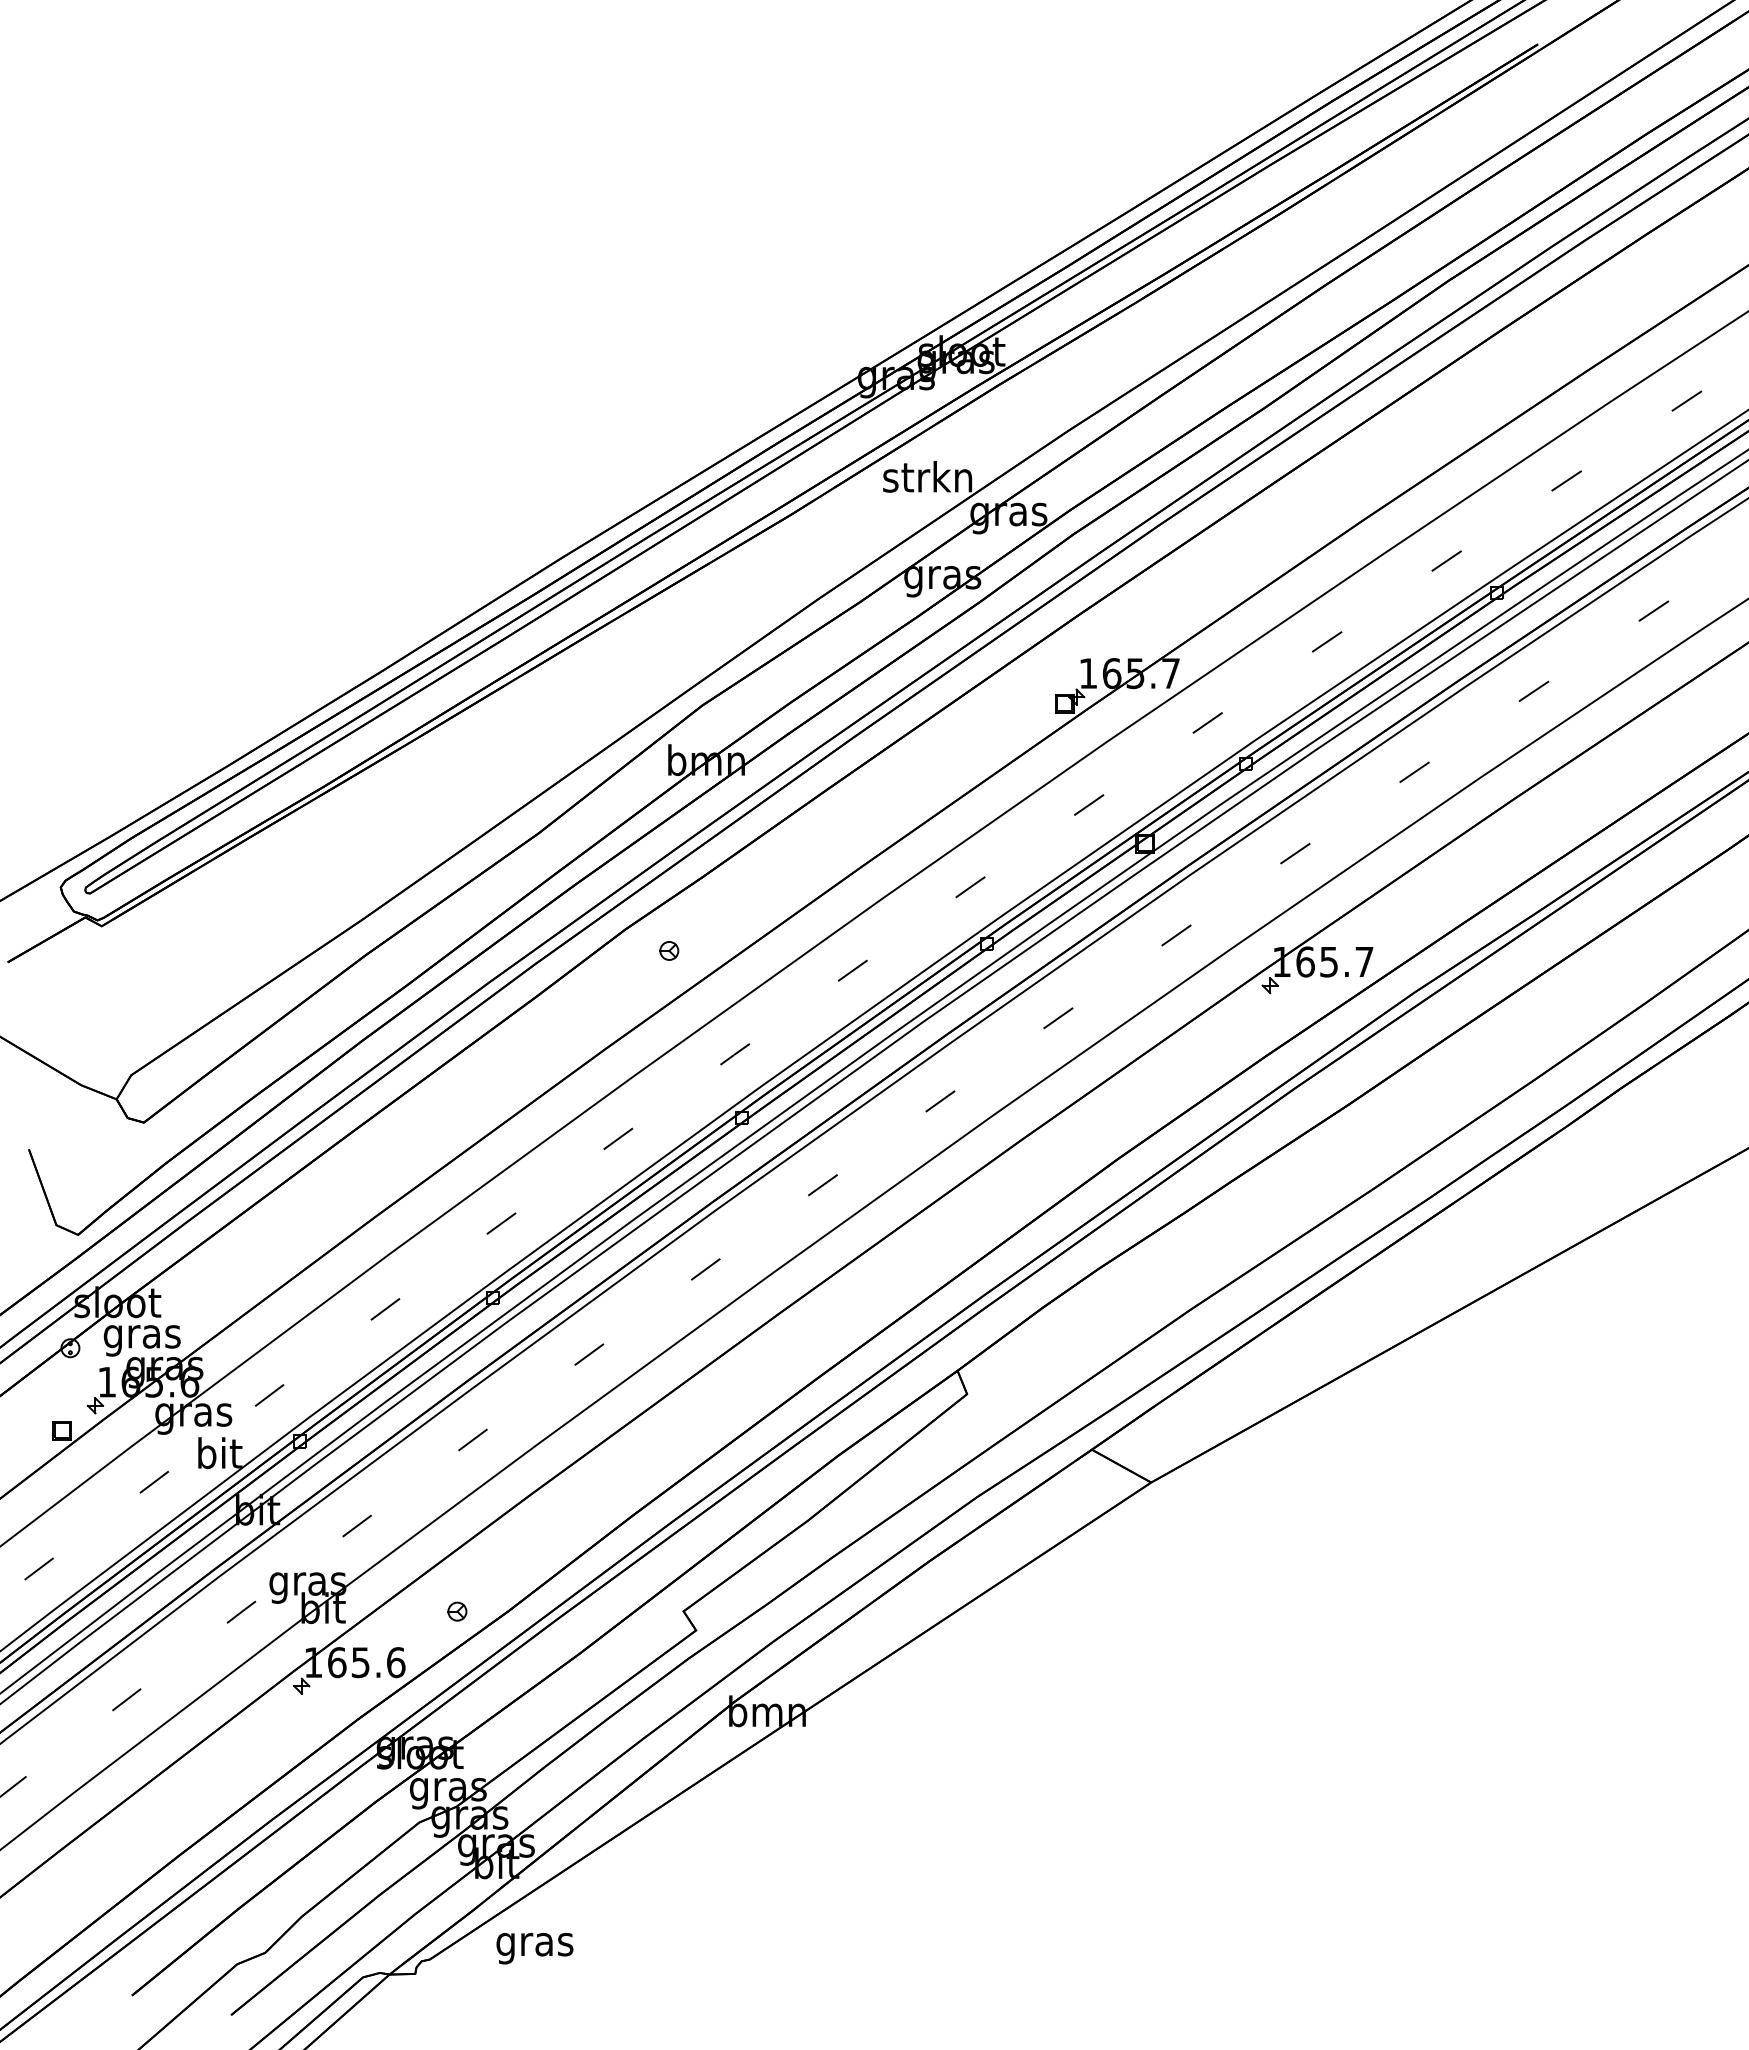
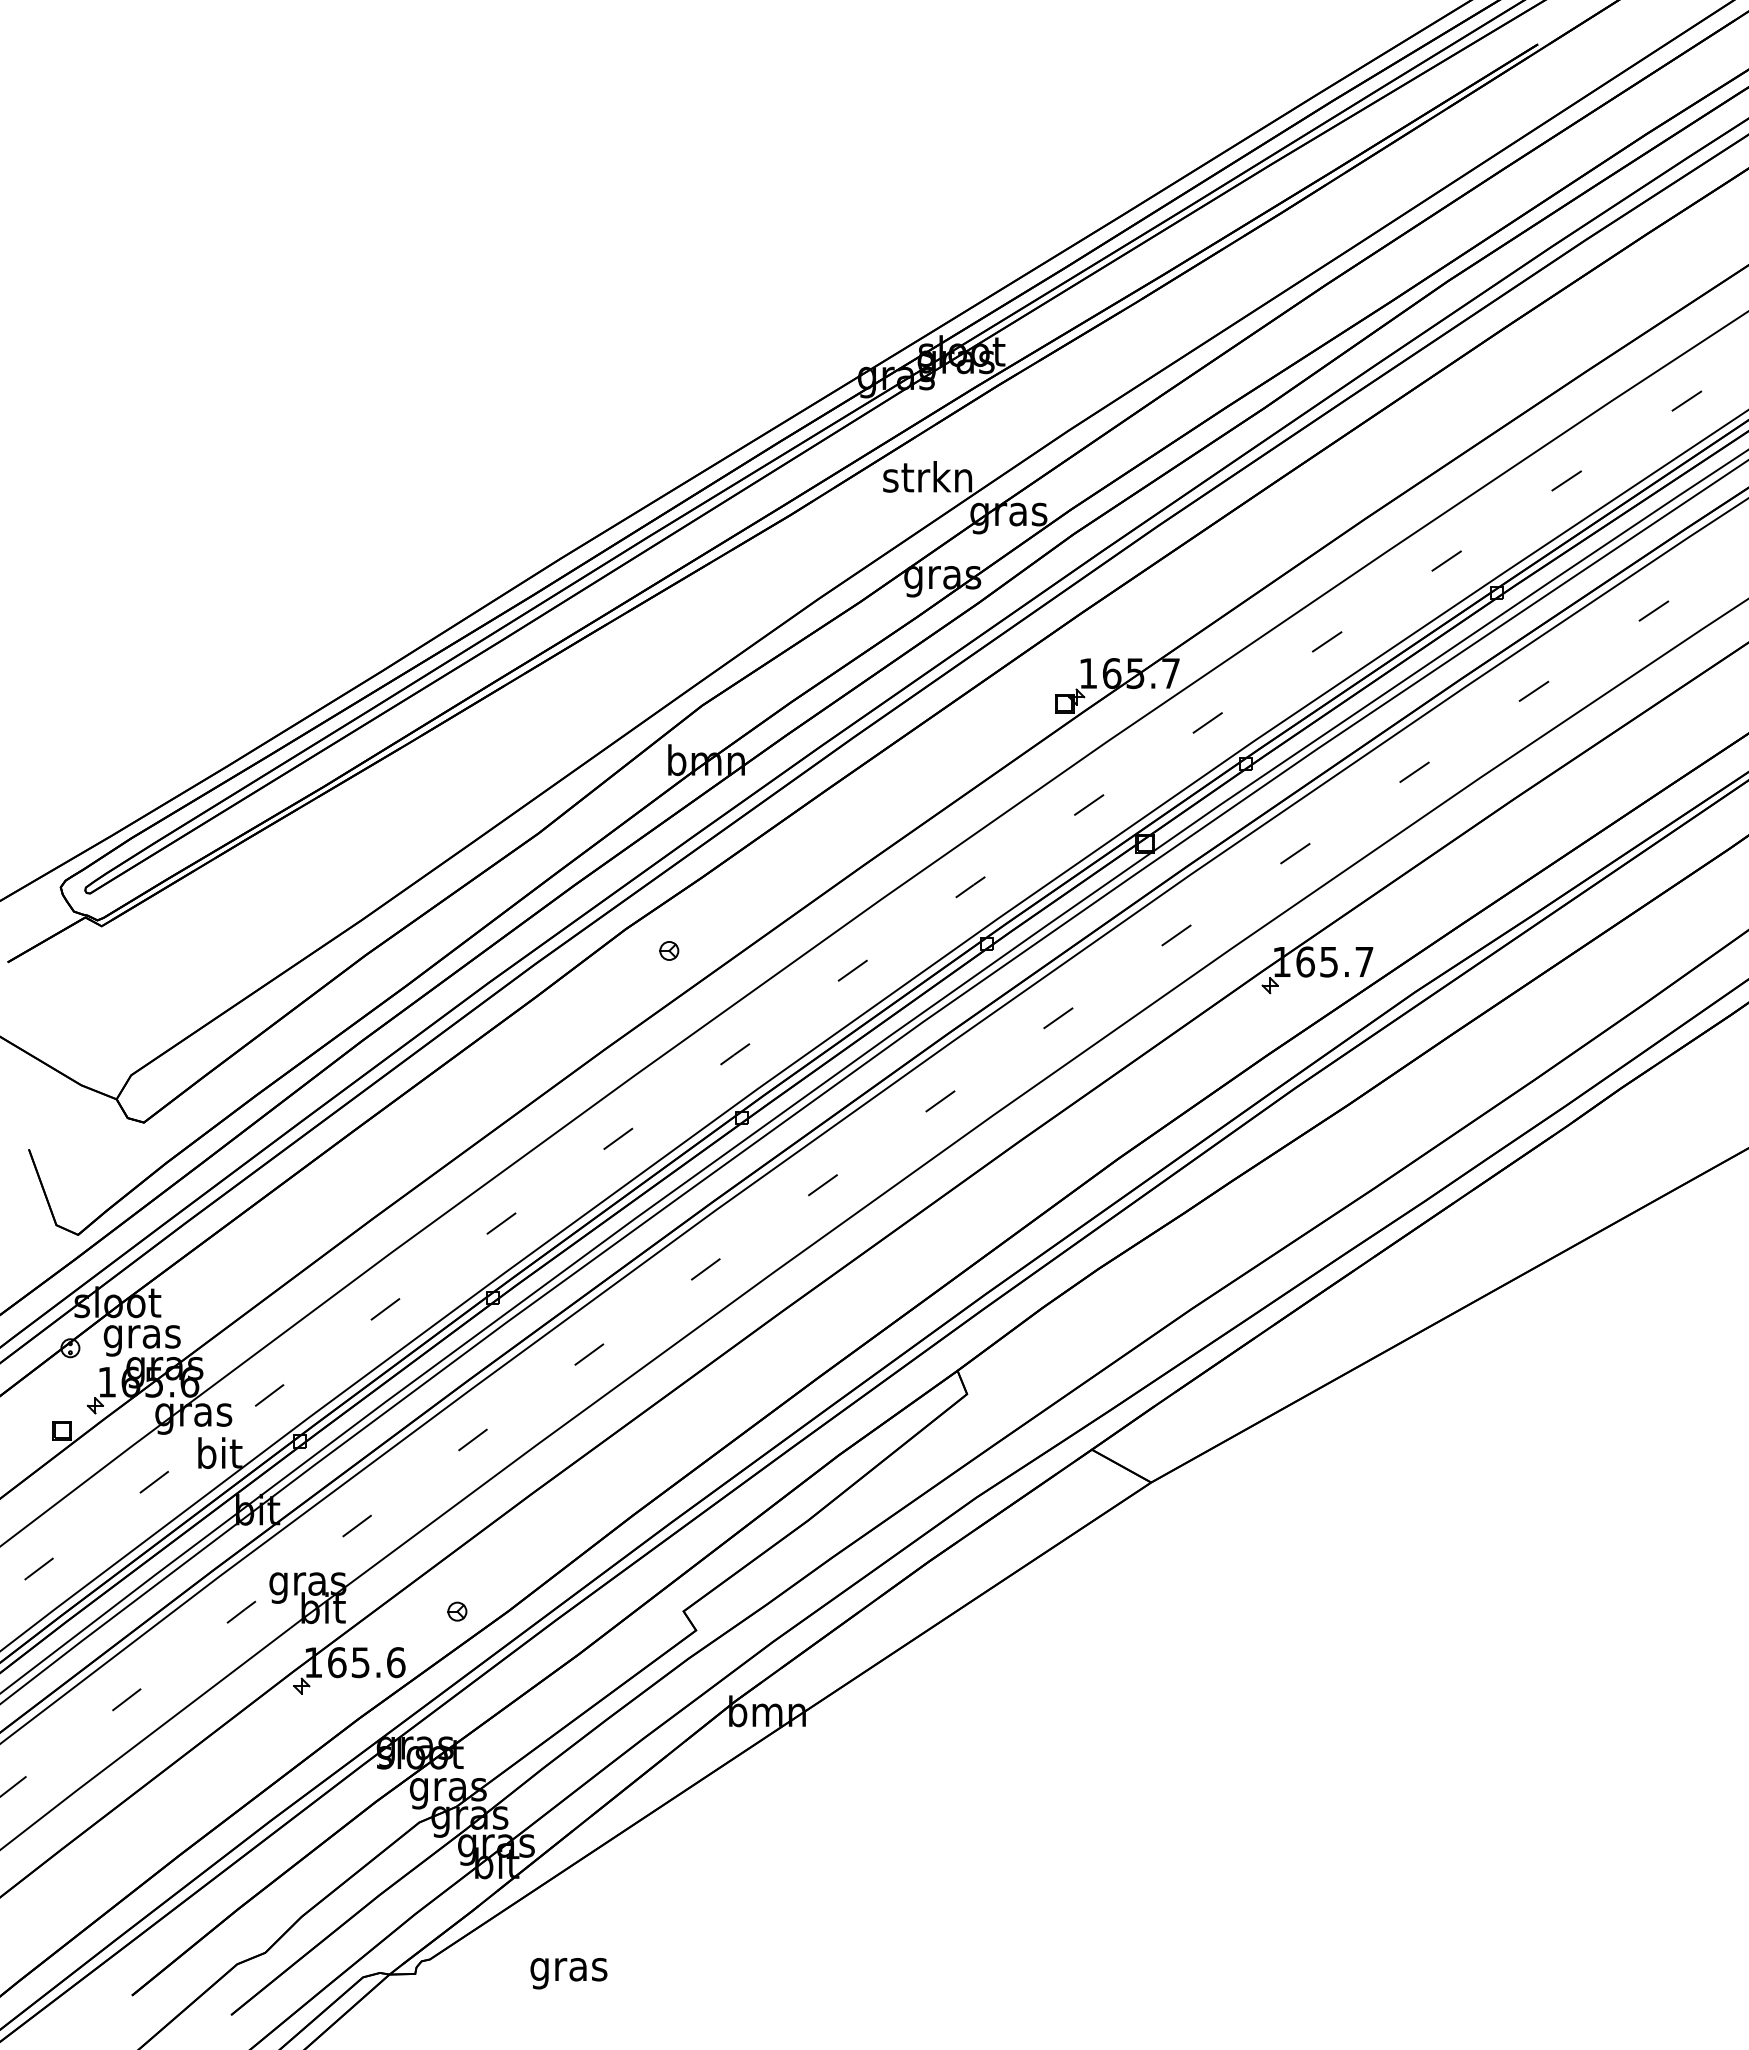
text position: (534, 1948) -> (568, 1973) (568, 1973)
